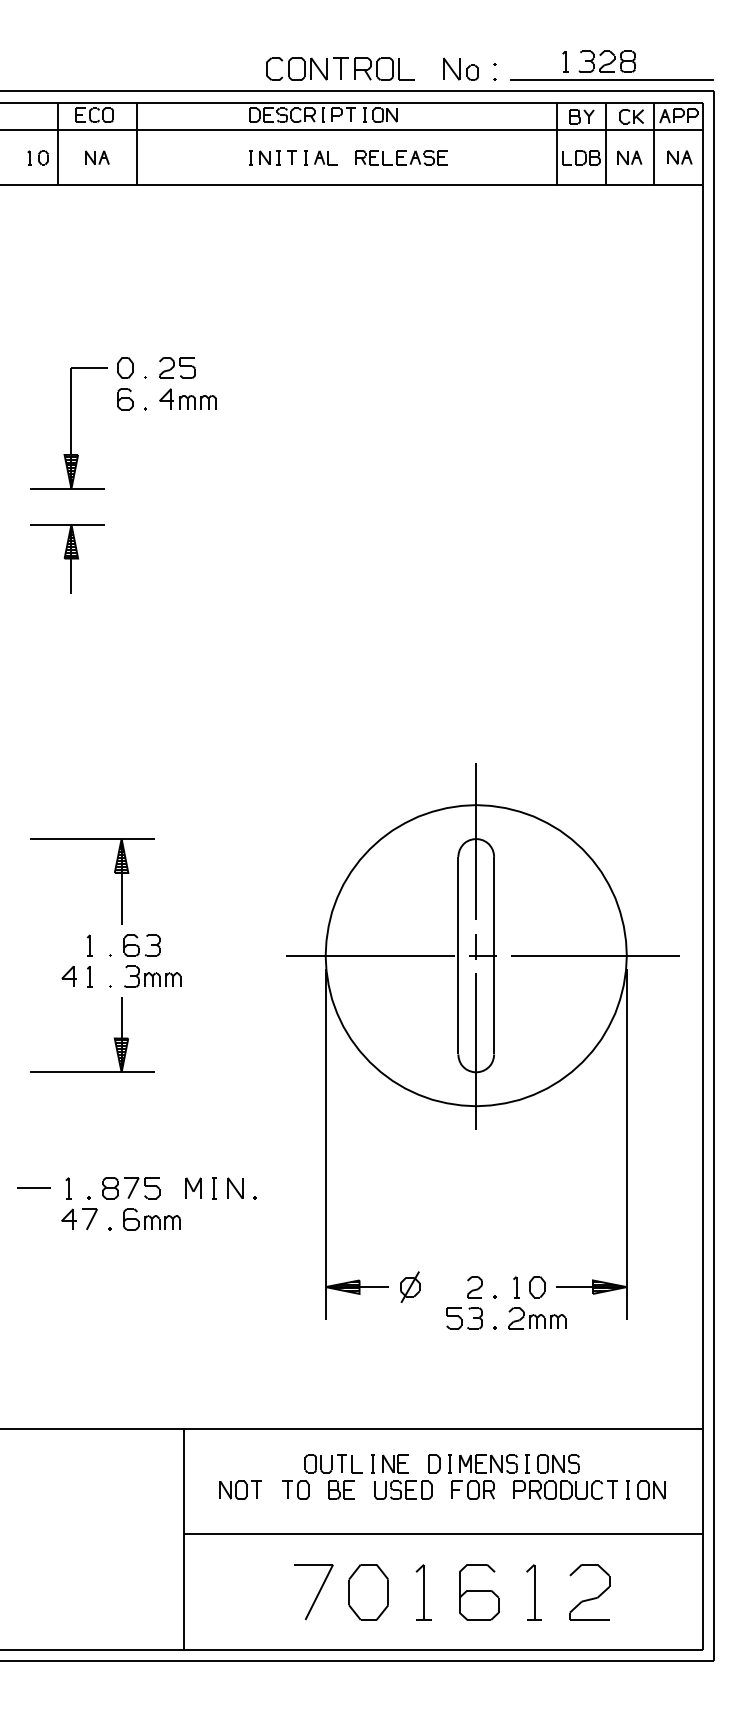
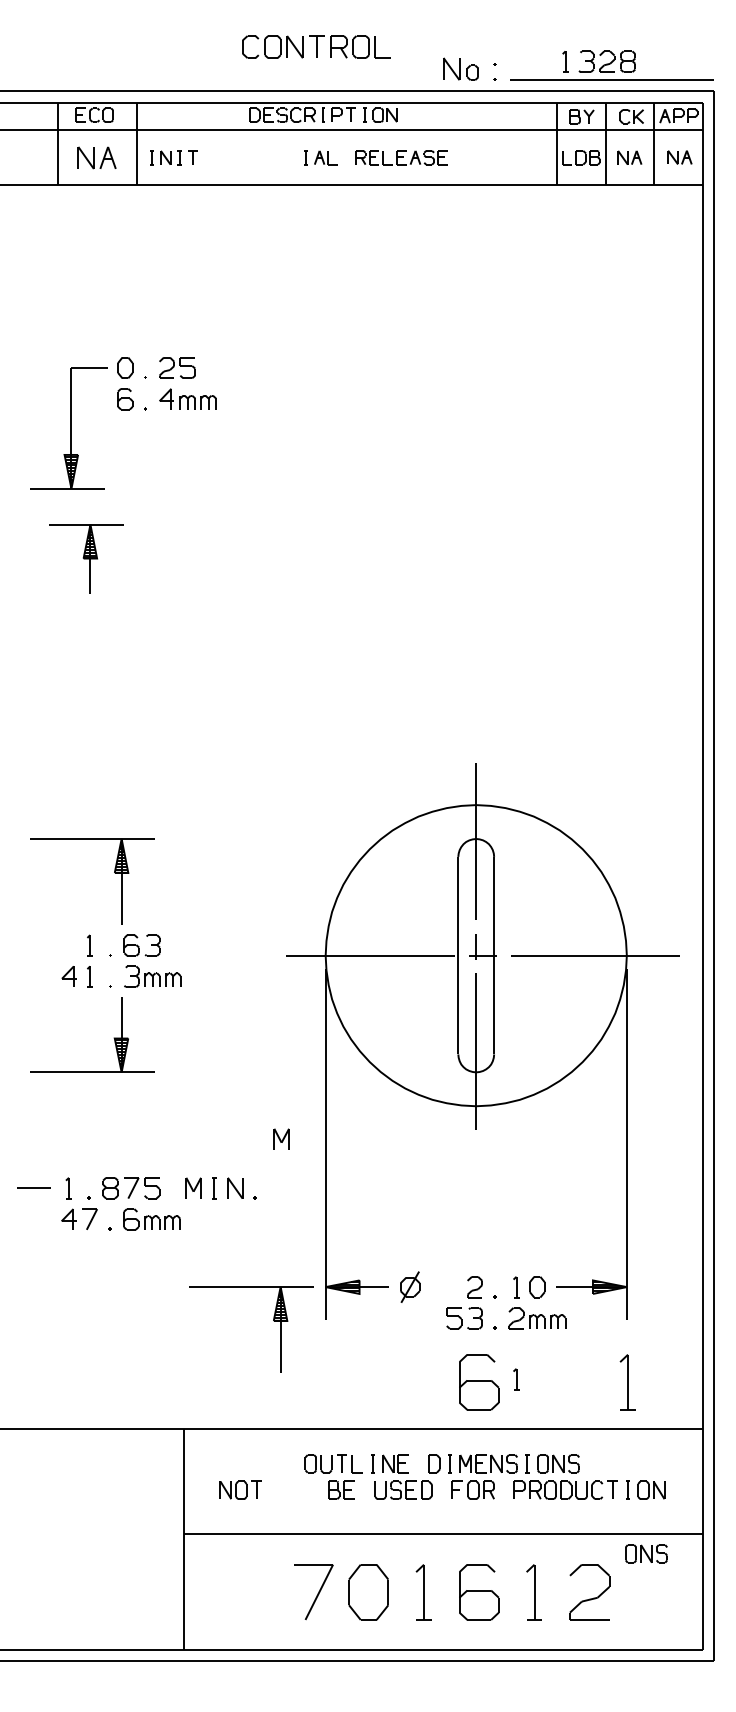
part position: (340, 68) -> (316, 46) (316, 46)
part: present -> none (37, 157)
part size: 25x15 px -> 40x24 px (96, 157)
part position: (272, 157) -> (173, 157) (173, 157)
part position: (67, 558) -> (86, 558) (86, 558)
part: none -> present (281, 1138)
part: none -> present (273, 1321)
part: none -> present (516, 1379)
part: none -> present (479, 1382)
part: none -> present (627, 1382)
part: present -> none (295, 1489)
part: none -> present (646, 1553)
